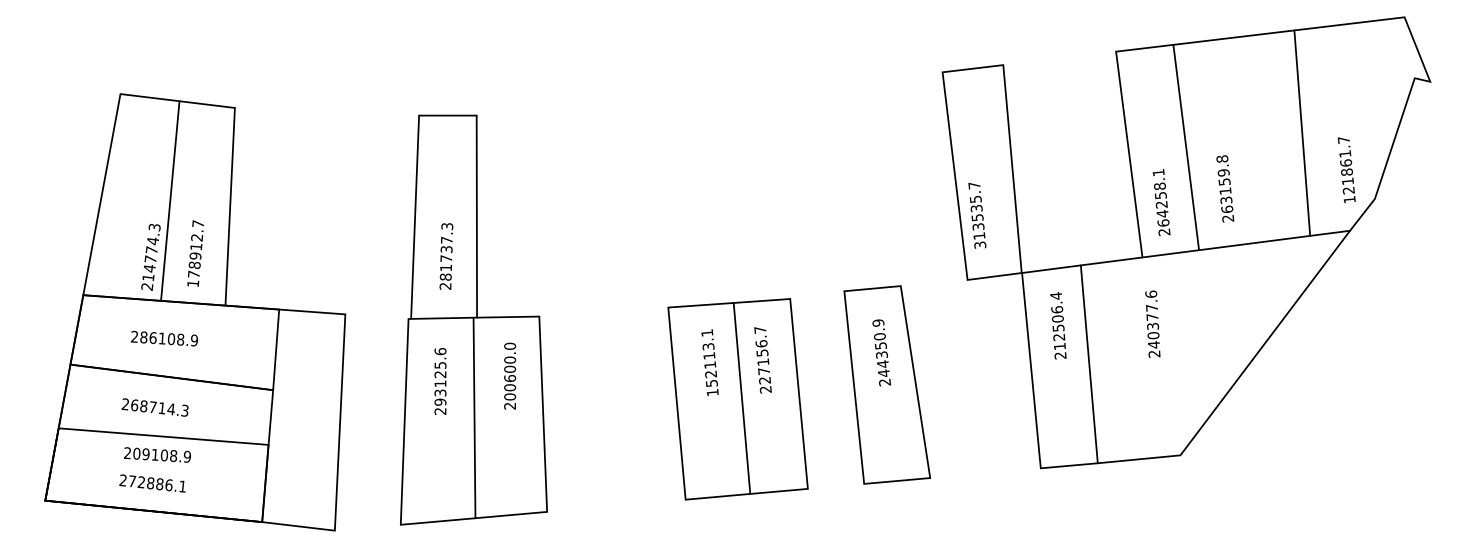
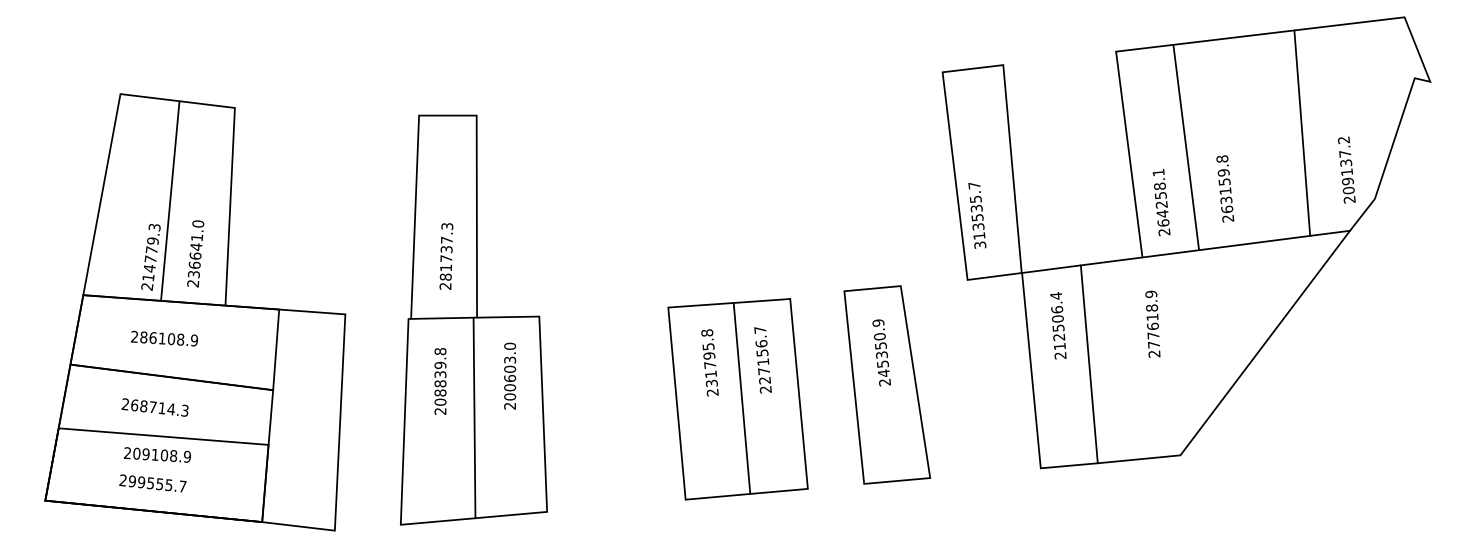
text: 121861.7 -> 209137.2 (1346, 169)
text: 214774.3 -> 214779.3 (152, 241)
text: 178912.7 -> 236641.0 (195, 253)
text: 240377.6 -> 277618.9 (1152, 319)
text: 200600.0 -> 200603.0 (510, 359)
text: 152113.1 -> 231795.8 (709, 362)
text: 244350.9 -> 245350.9 (882, 363)
text: 293125.6 -> 208839.8 (440, 376)
text: 272886.1 -> 299555.7 (157, 483)
